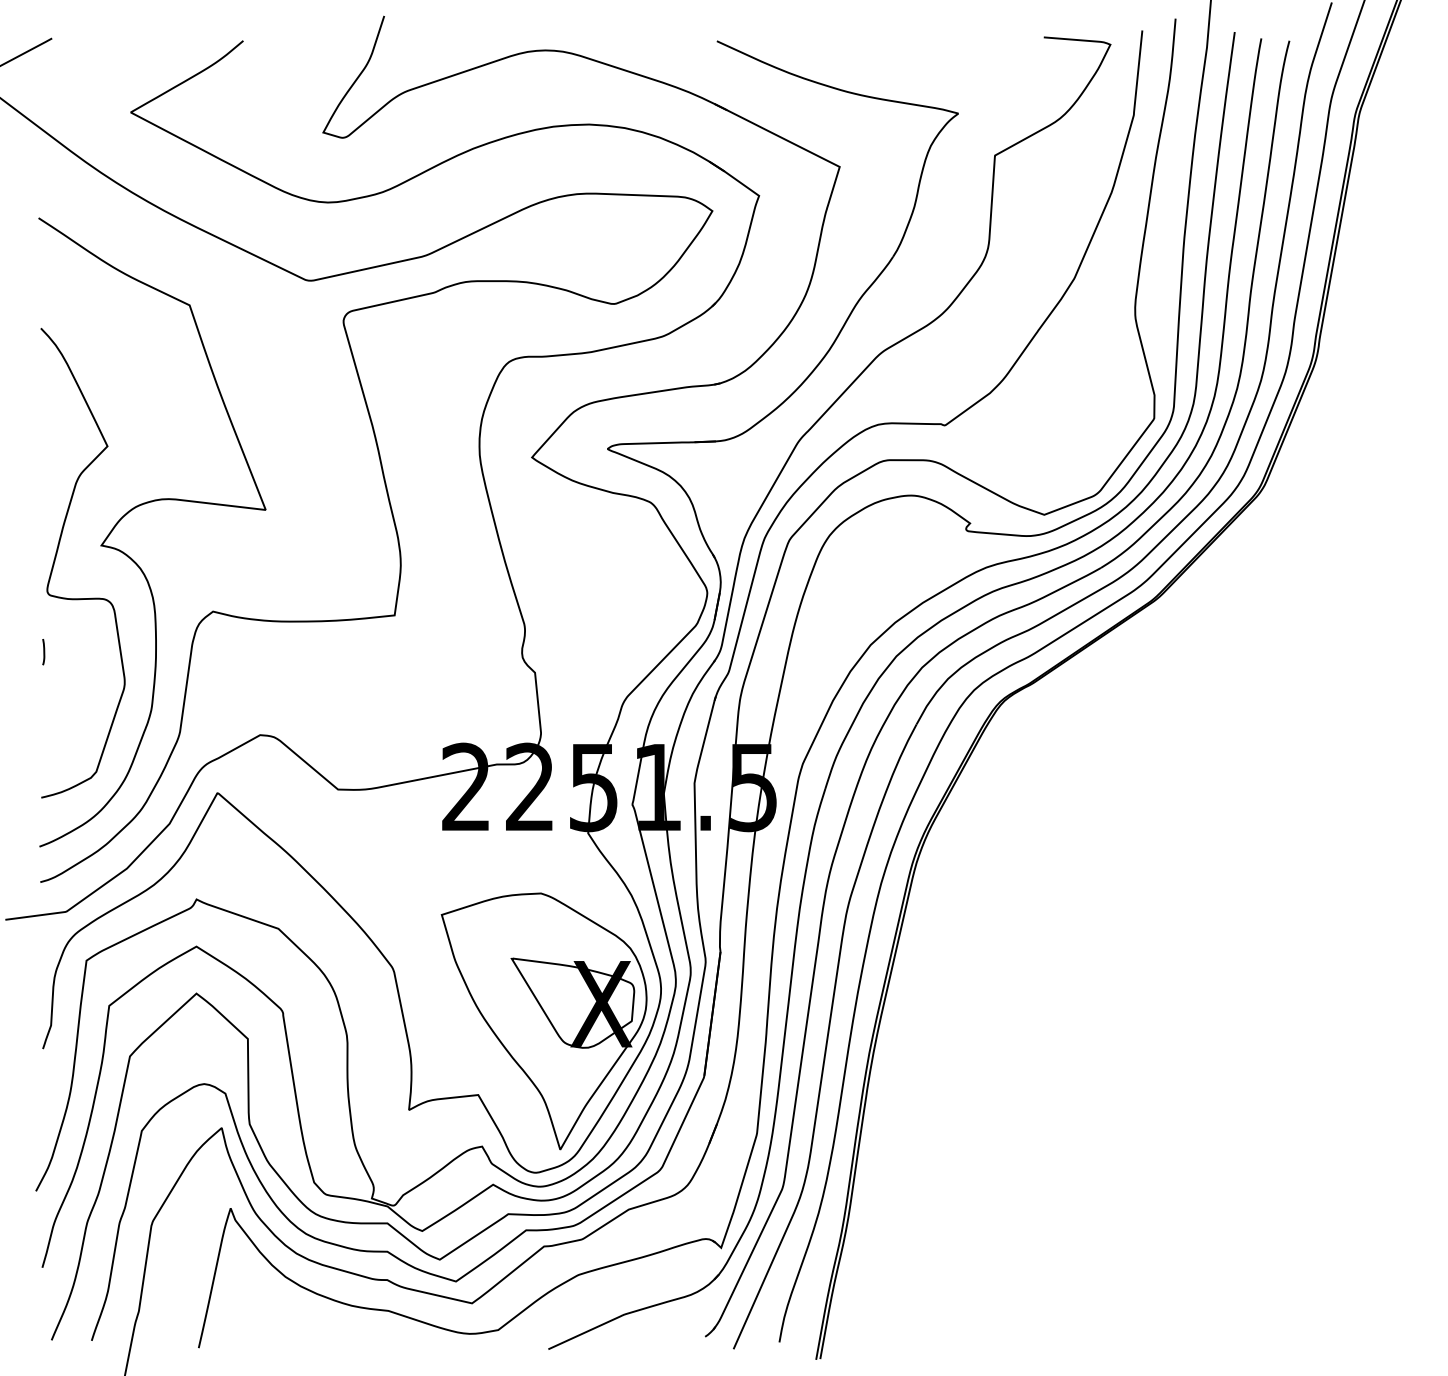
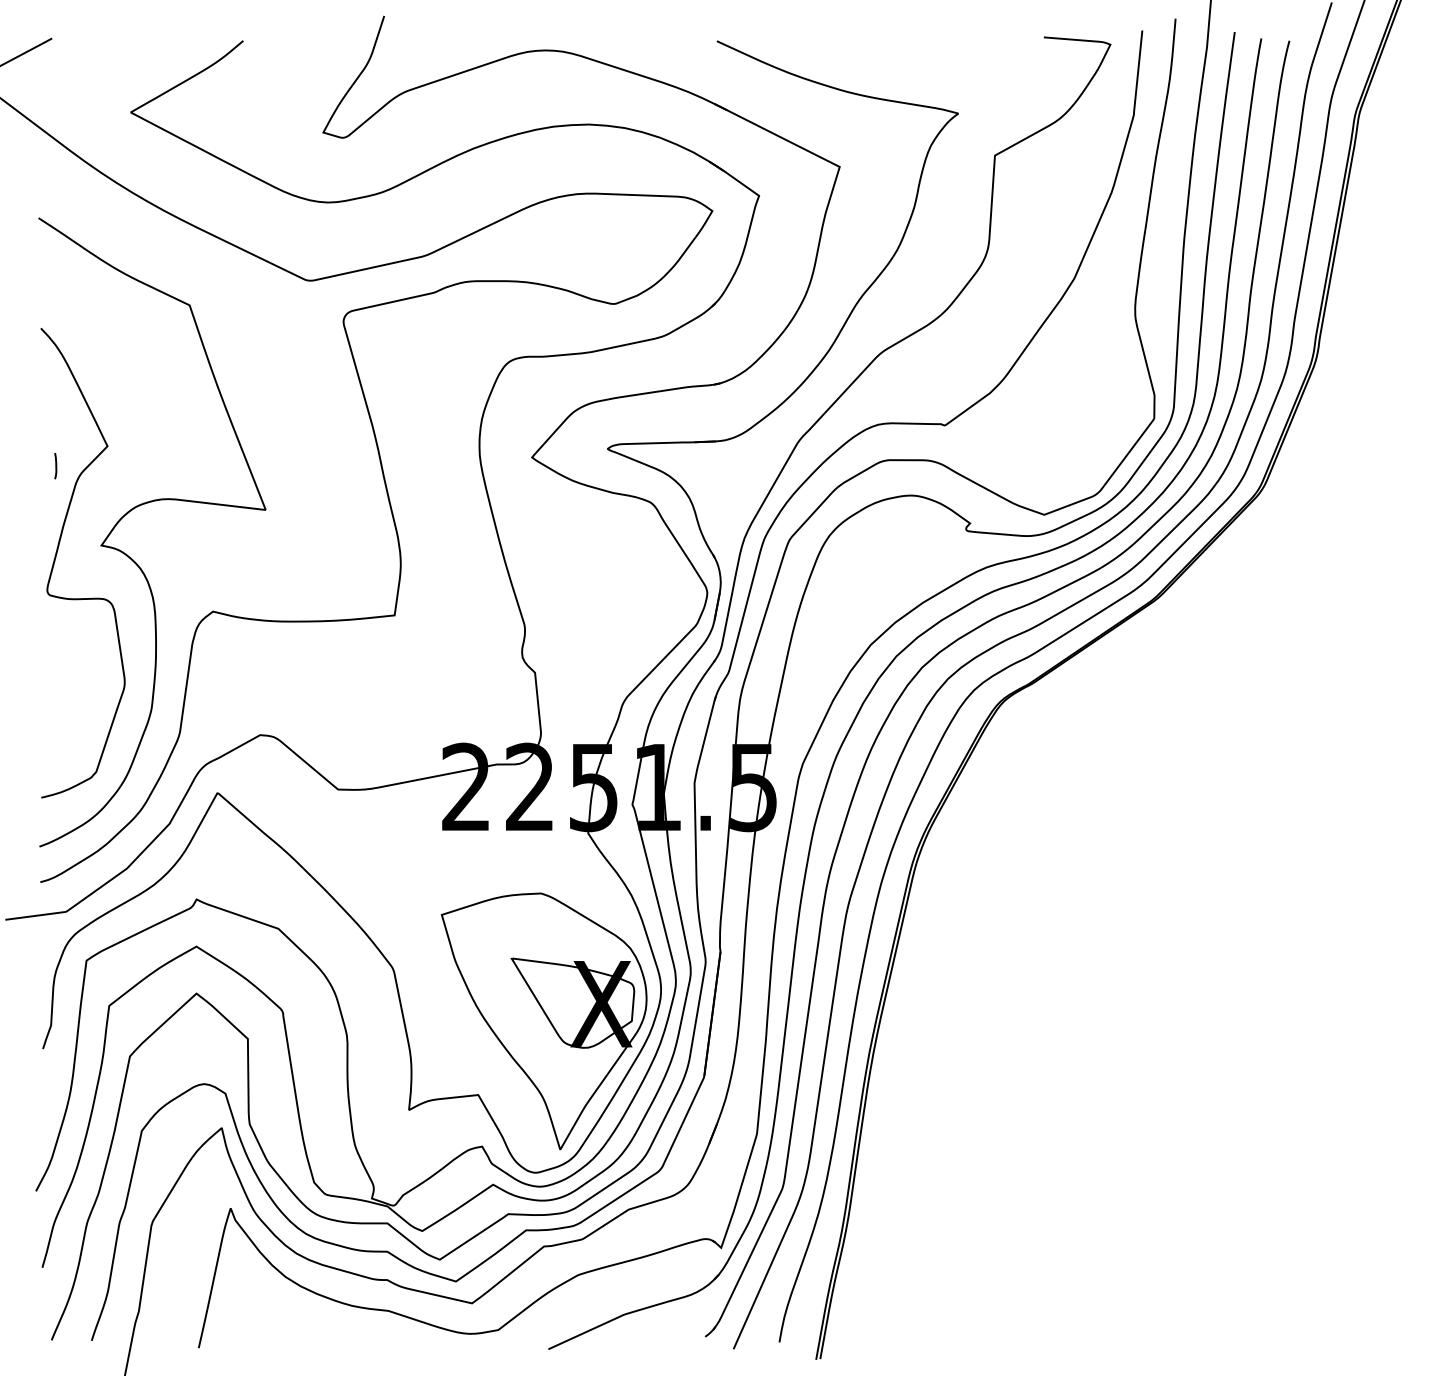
line position: (43, 652) -> (55, 466) (55, 466)
